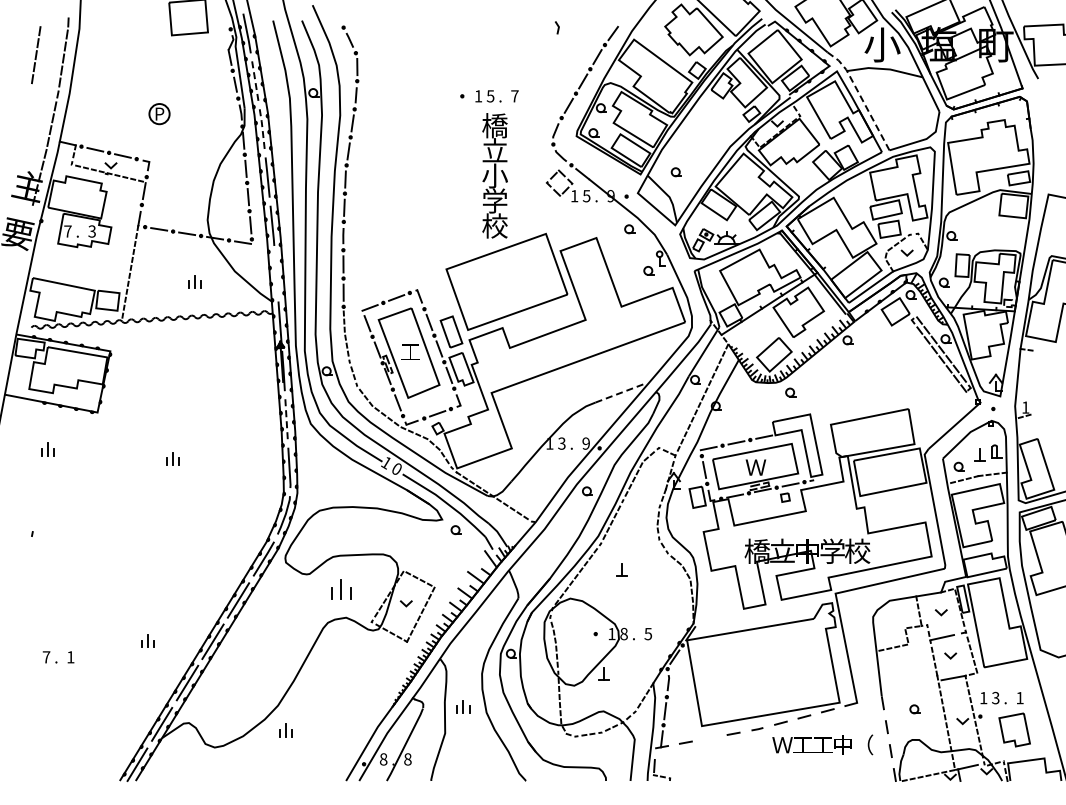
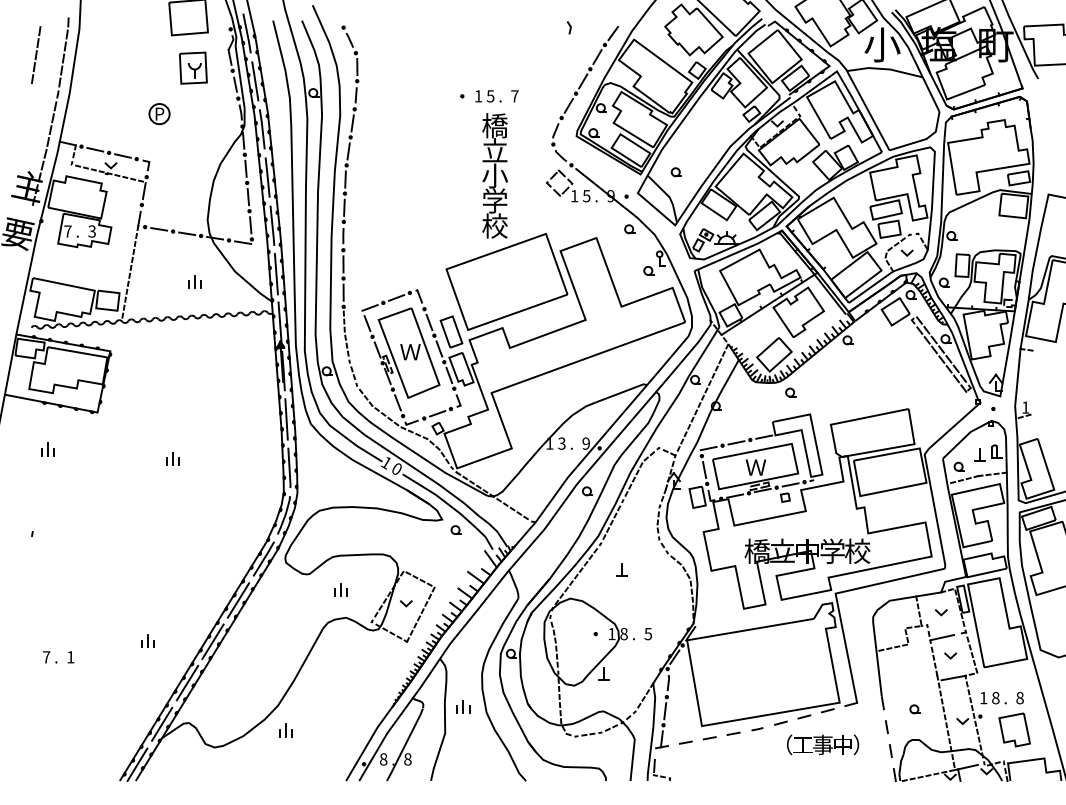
line position: (557, 26) -> (569, 26) (569, 26)
part: none -> present (193, 67)
line: dashed -> solid (255, 80)
line: dashed -> solid (861, 97)
line: dashed -> solid (262, 128)
line: none -> present (275, 274)
text: 工 -> Ｗ (410, 352)
line: dashed -> solid (622, 392)
line: dashed -> solid (286, 419)
part size: 21x21 px -> 14x14 px (340, 589)
text: 1 -> 8 (1019, 697)
text: 3 -> 8 (995, 698)
line: none -> present (709, 738)
text: Ｗ -> （ (782, 744)
text: 工 -> 事 (822, 744)
text: （ -> ） (863, 744)
